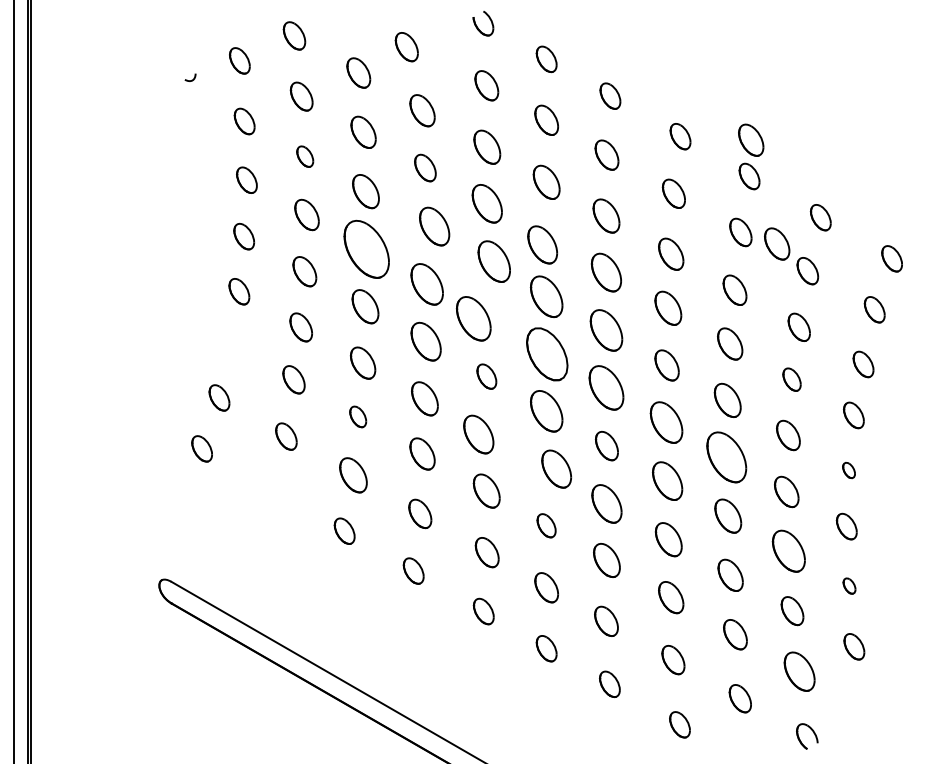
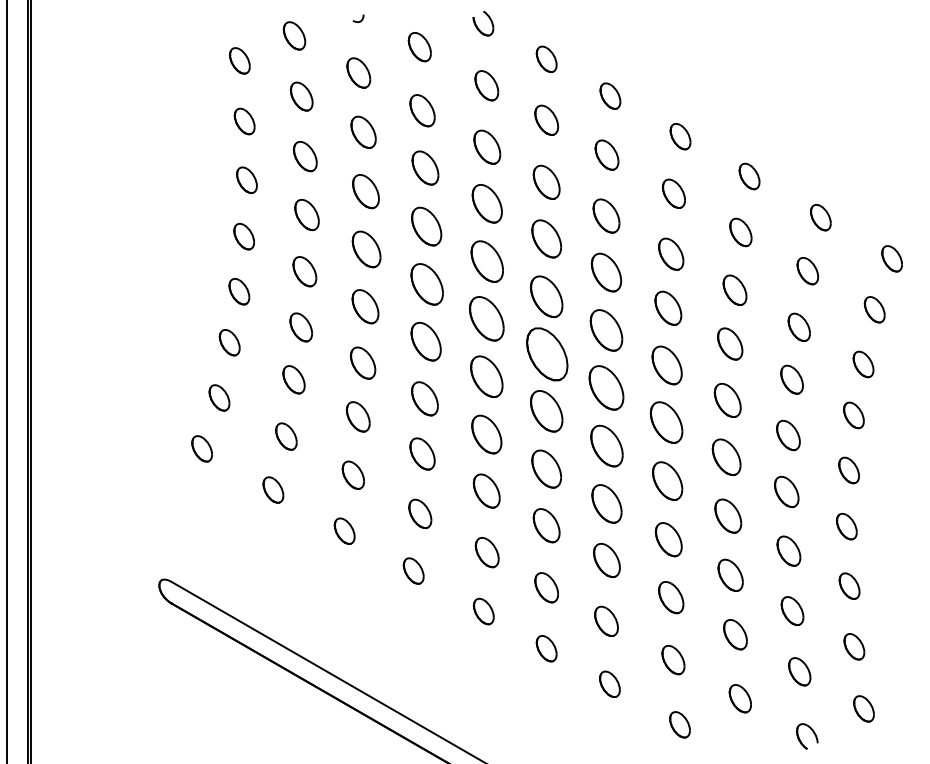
part position: (406, 47) -> (419, 47) (419, 47)
curve position: (191, 79) -> (359, 20) (359, 20)
part: present -> none (751, 139)
part size: 19x23 px -> 26x32 px (304, 156)
part size: 23x30 px -> 29x36 px (425, 167)
part position: (434, 226) -> (426, 226) (426, 226)
part: present -> none (777, 243)
part position: (542, 244) -> (546, 238) (546, 238)
part size: 47x60 px -> 31x39 px (366, 249)
part position: (493, 261) -> (486, 261) (486, 261)
part position: (473, 318) -> (486, 318) (486, 318)
part: none -> present (229, 342)
part size: 26x33 px -> 32x41 px (666, 365)
part size: 22x27 px -> 34x43 px (486, 376)
part size: 20x25 px -> 24x31 px (791, 379)
line position: (14, 381) -> (7, 381) (7, 381)
part size: 19x24 px -> 26x32 px (357, 416)
part position: (478, 434) -> (486, 434) (486, 434)
part size: 25x31 px -> 34x44 px (606, 445)
part size: 42x53 px -> 31x38 px (726, 456)
part position: (556, 468) -> (546, 468) (546, 468)
part size: 14x18 px -> 22x29 px (848, 470)
part size: 29x37 px -> 24x30 px (352, 474)
part: none -> present (273, 489)
part size: 21x26 px -> 29x36 px (546, 525)
part size: 35x44 px -> 26x32 px (788, 550)
part size: 15x18 px -> 23x28 px (849, 585)
part size: 33x41 px -> 24x30 px (799, 671)
part: none -> present (863, 708)
